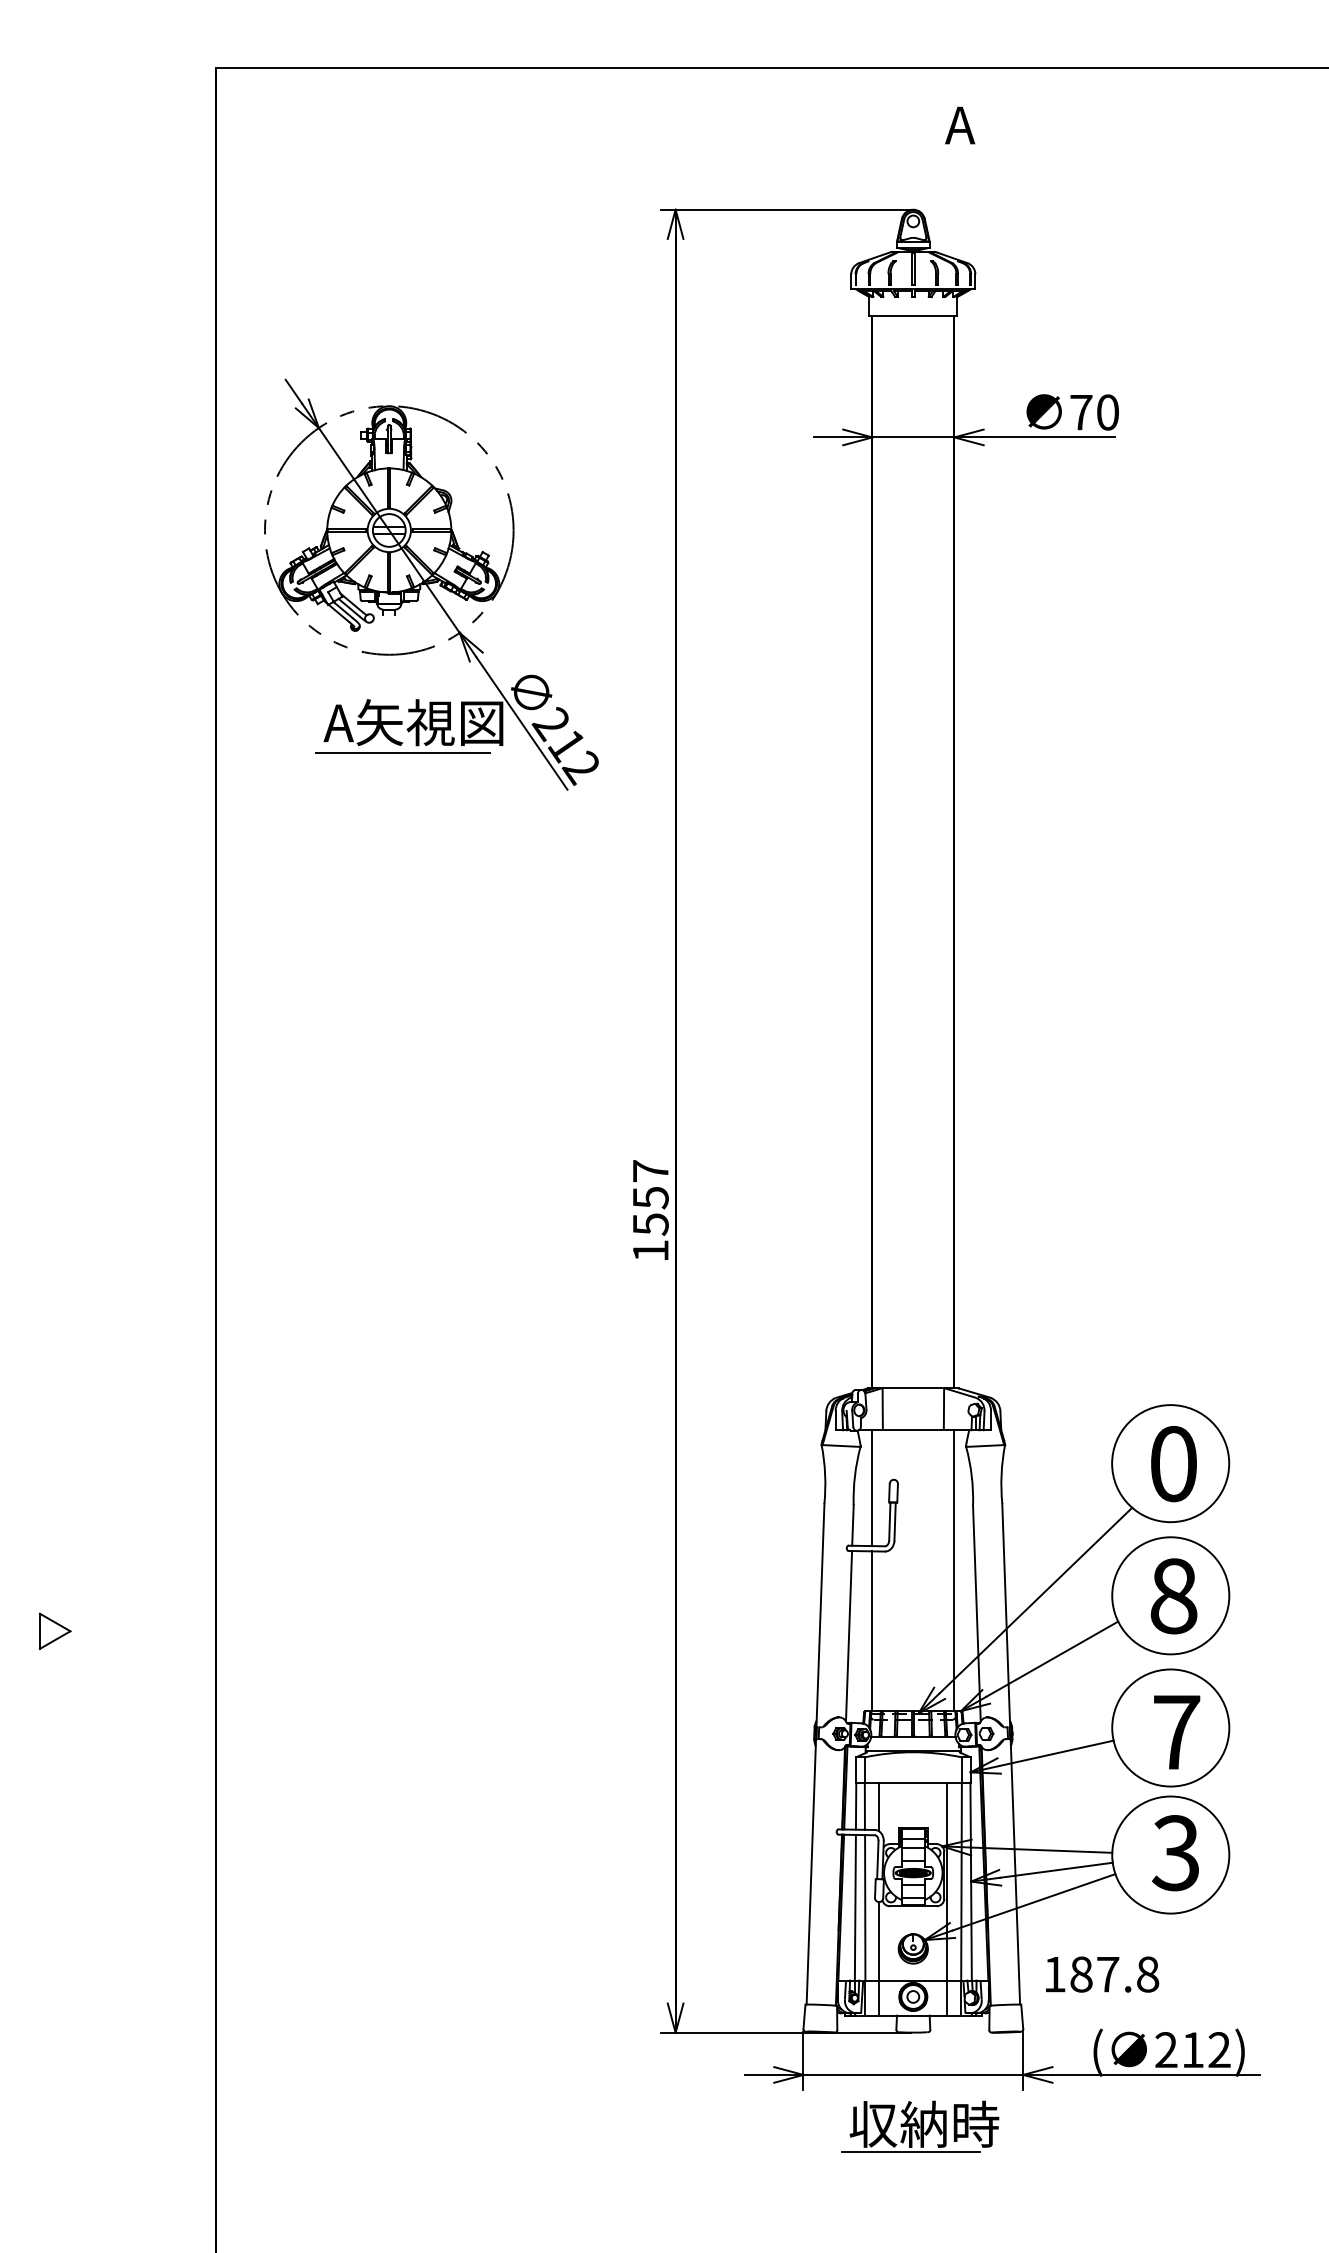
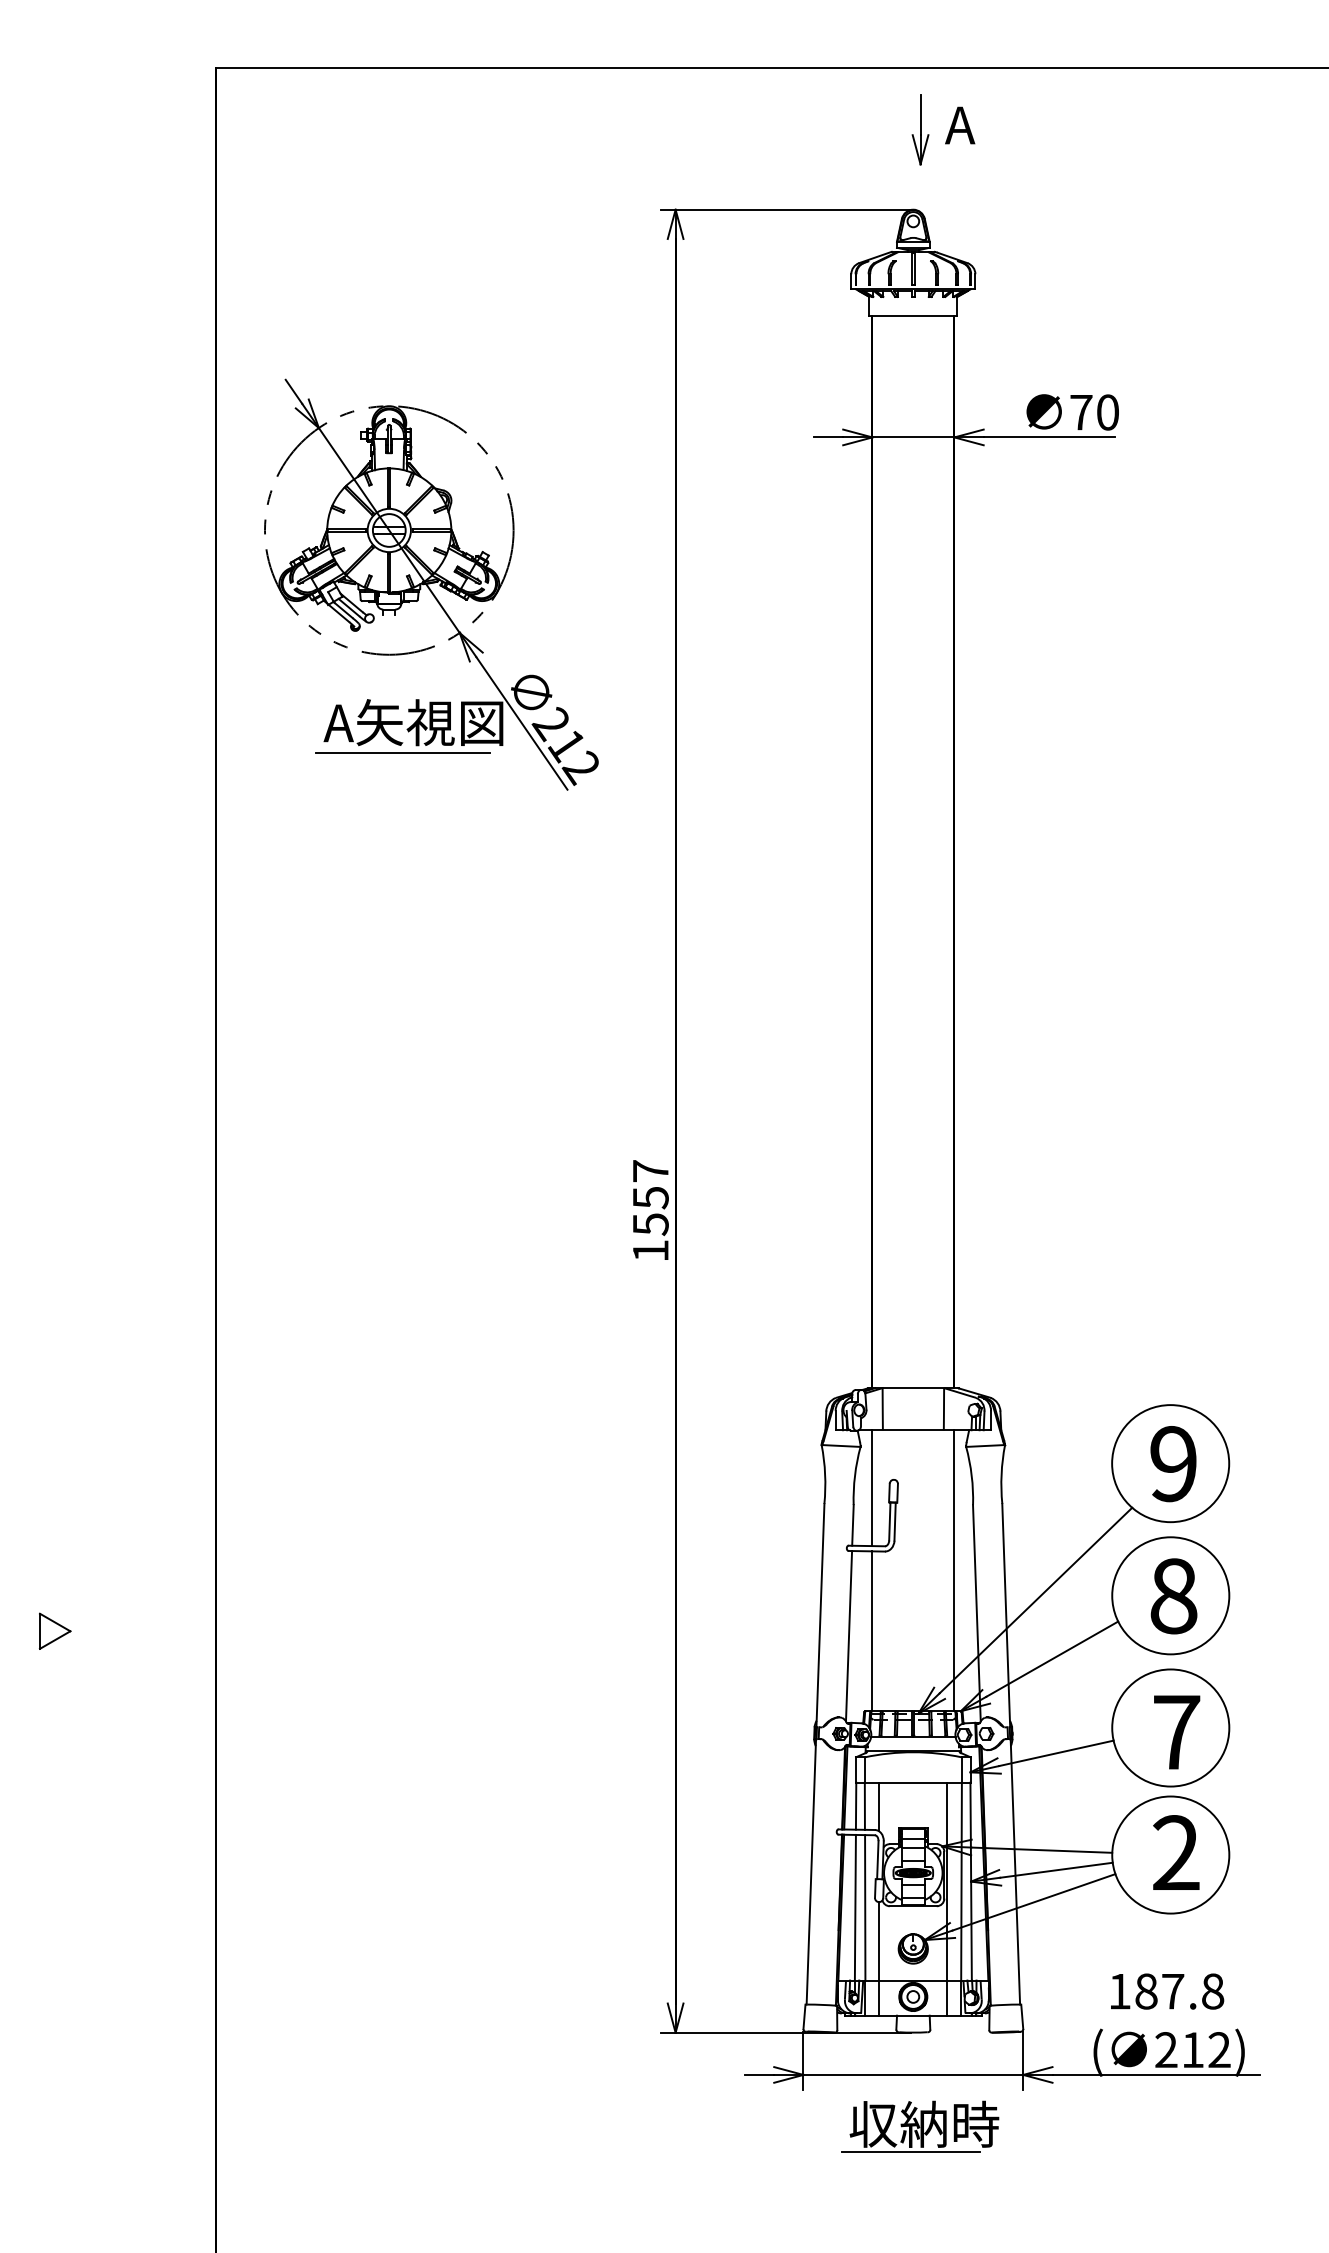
part: none -> present (920, 129)
text: 0 -> 9 (1173, 1464)
text: 3 -> 2 (1175, 1853)
text position: (1102, 1974) -> (1167, 1991) (1167, 1991)
